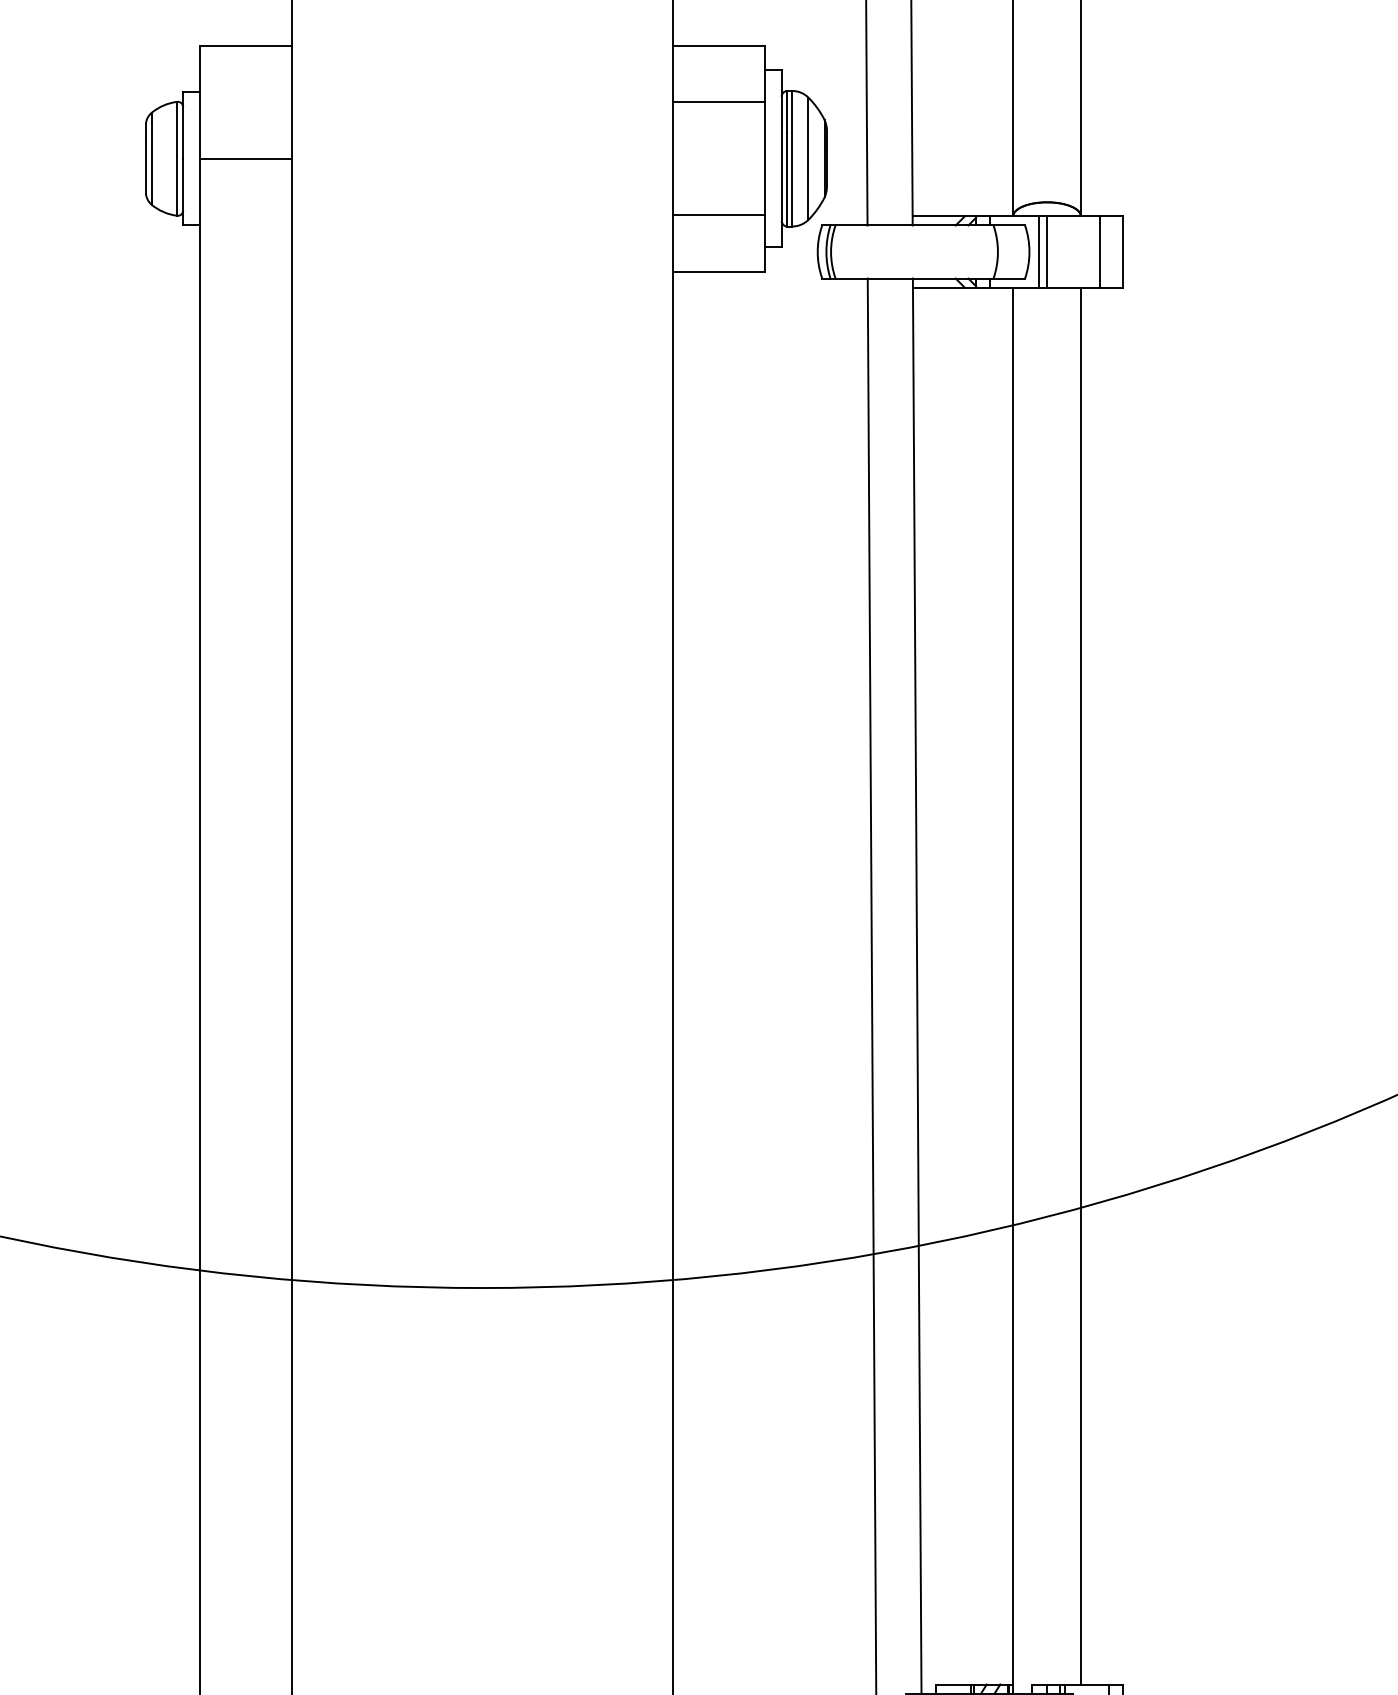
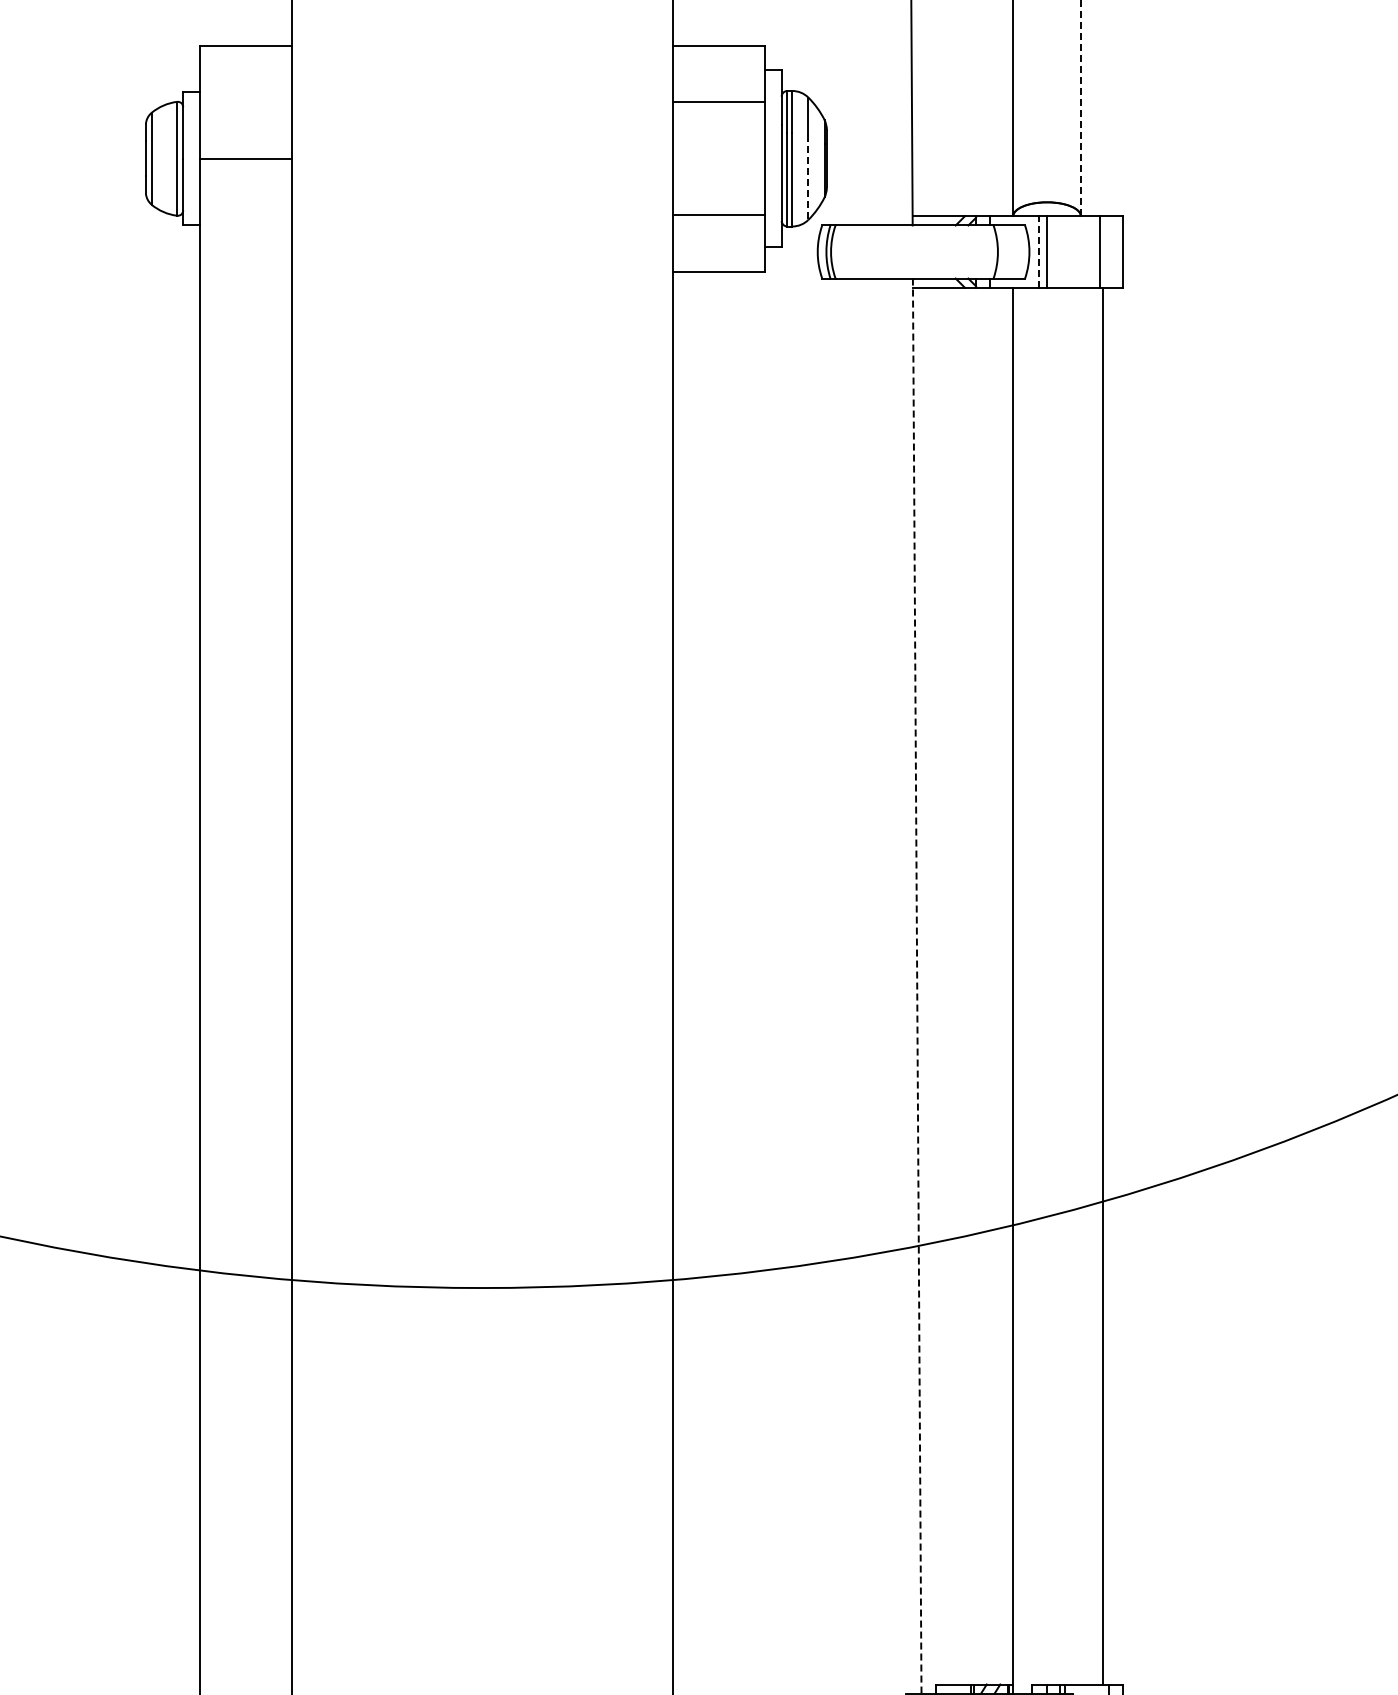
line: solid -> dashed (1080, 108)
line: present -> none (866, 113)
line: solid -> dashed (808, 178)
line: solid -> dashed (1039, 252)
line: present -> none (871, 984)
line: solid -> dashed (917, 985)
line position: (1080, 985) -> (1102, 985) (1102, 985)
